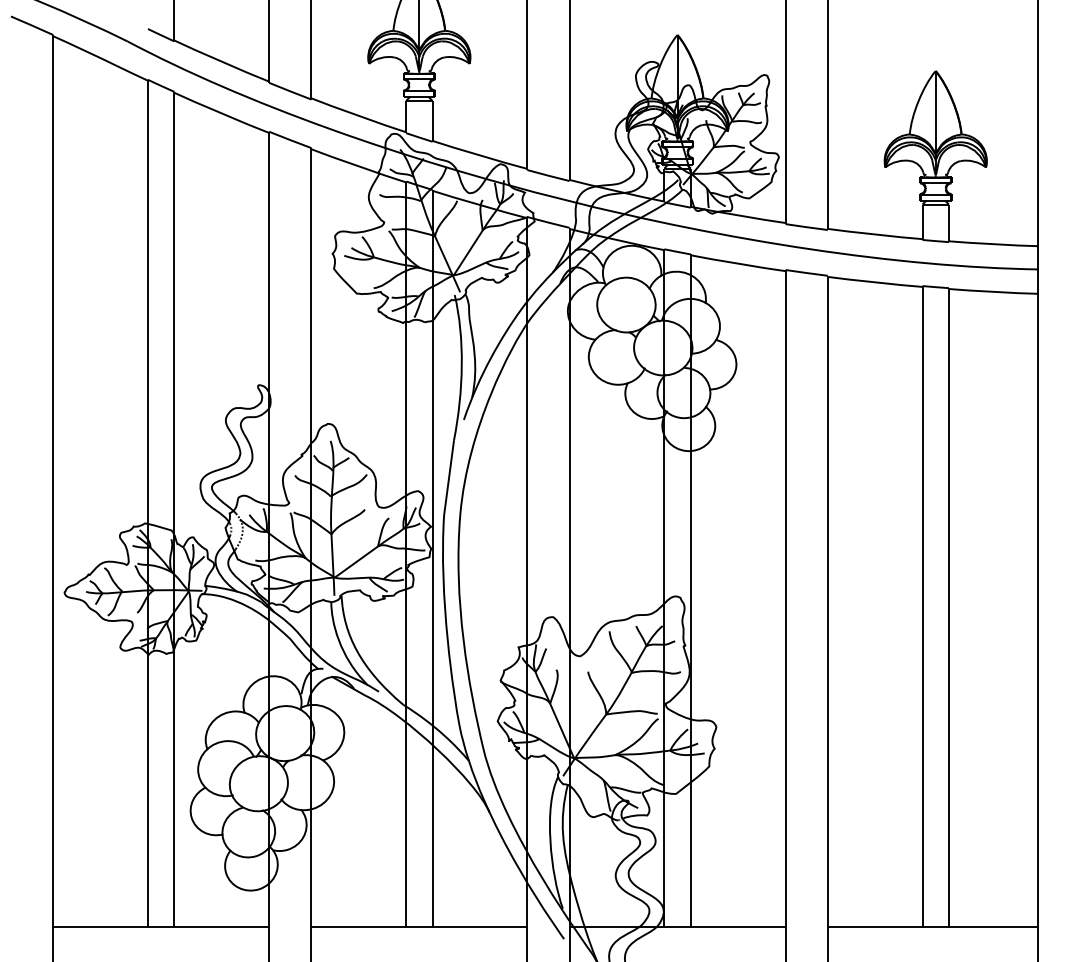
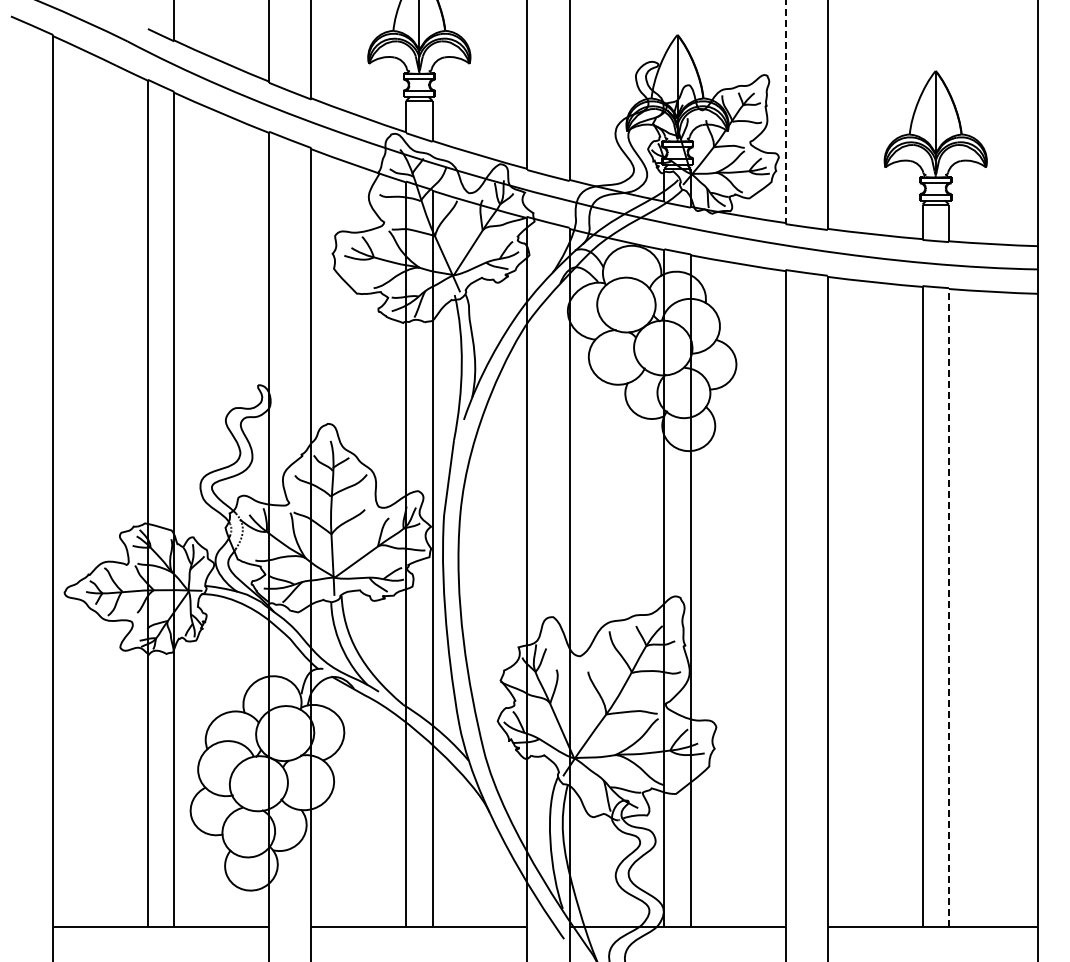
line: solid -> dashed (785, 112)
line: solid -> dashed (948, 607)
